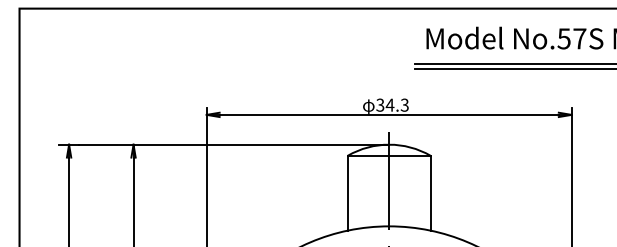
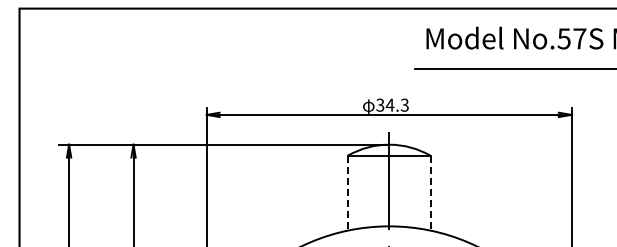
line: present -> none (514, 64)
line: solid -> dashed (347, 193)
line: solid -> dashed (430, 193)
